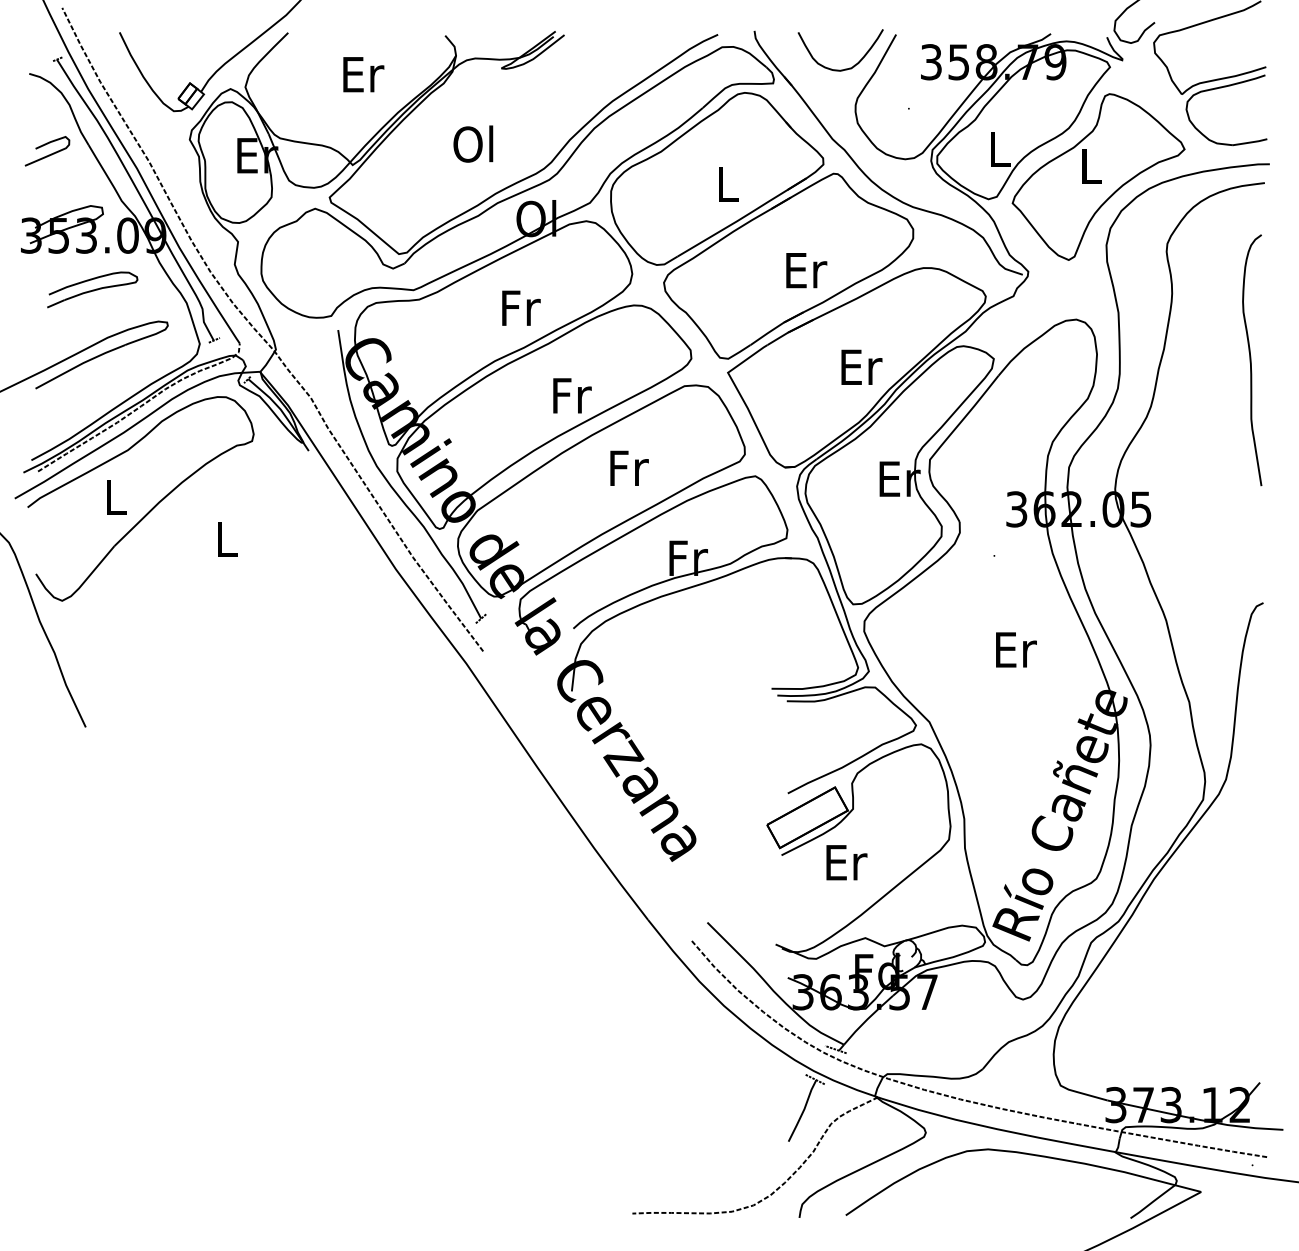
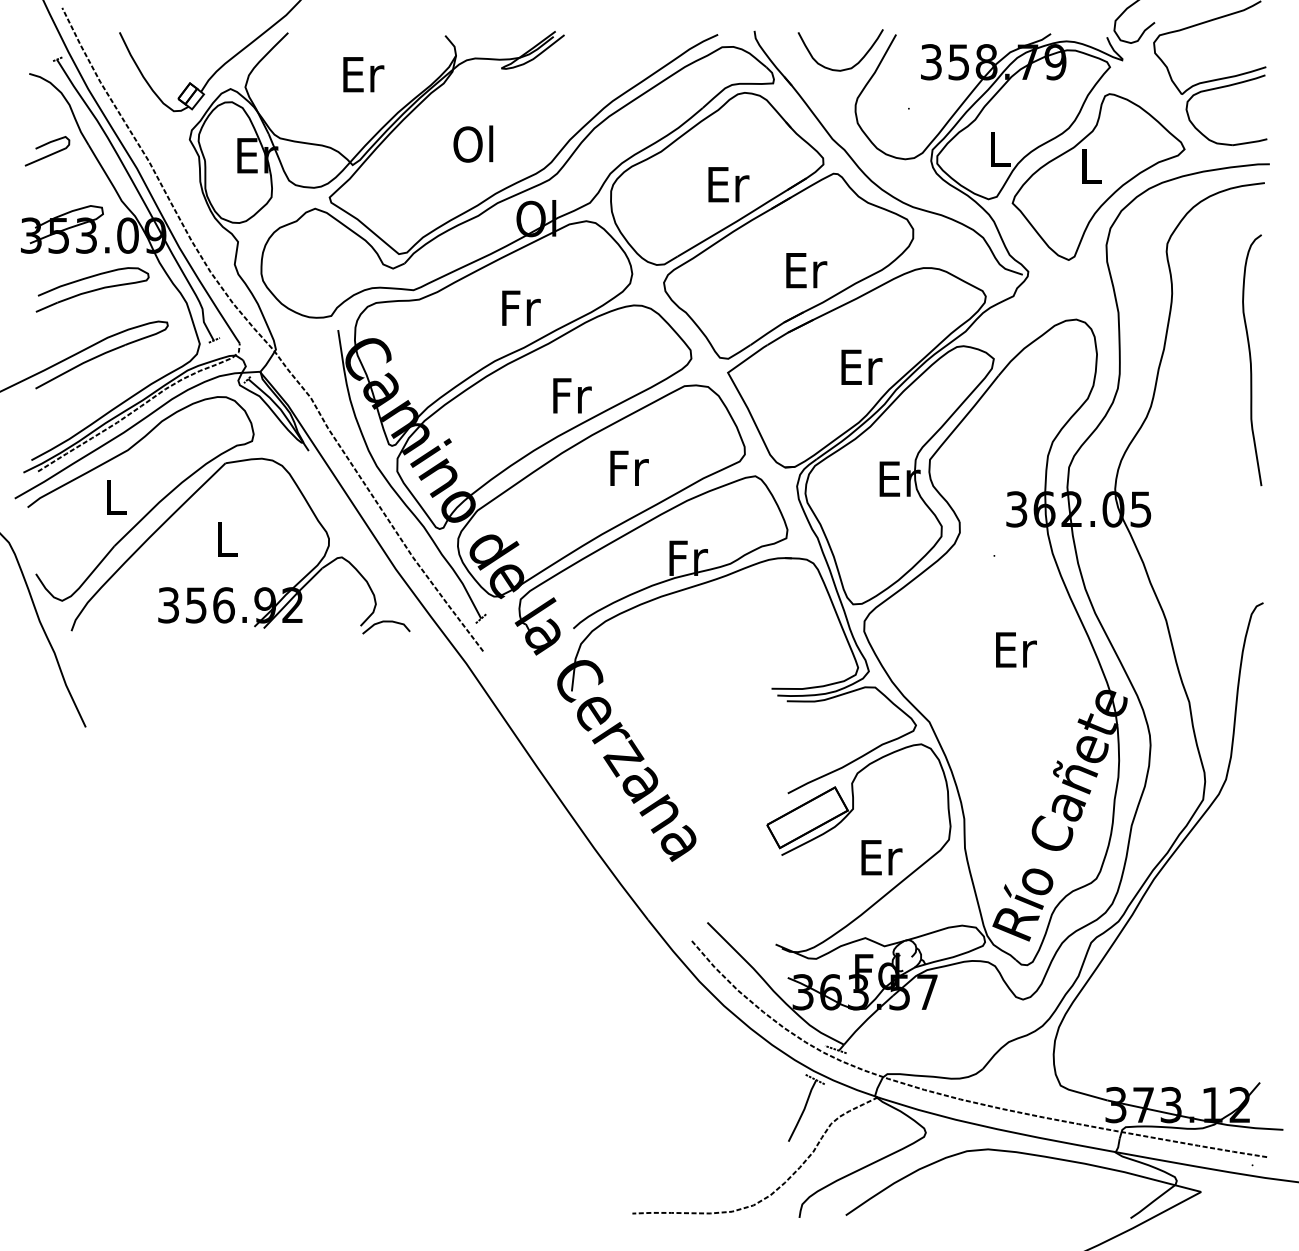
text: L -> Er (728, 184)
part size: 92x38 px -> 115x46 px (92, 289)
part: none -> present (230, 587)
text position: (846, 862) -> (881, 857) (881, 857)
